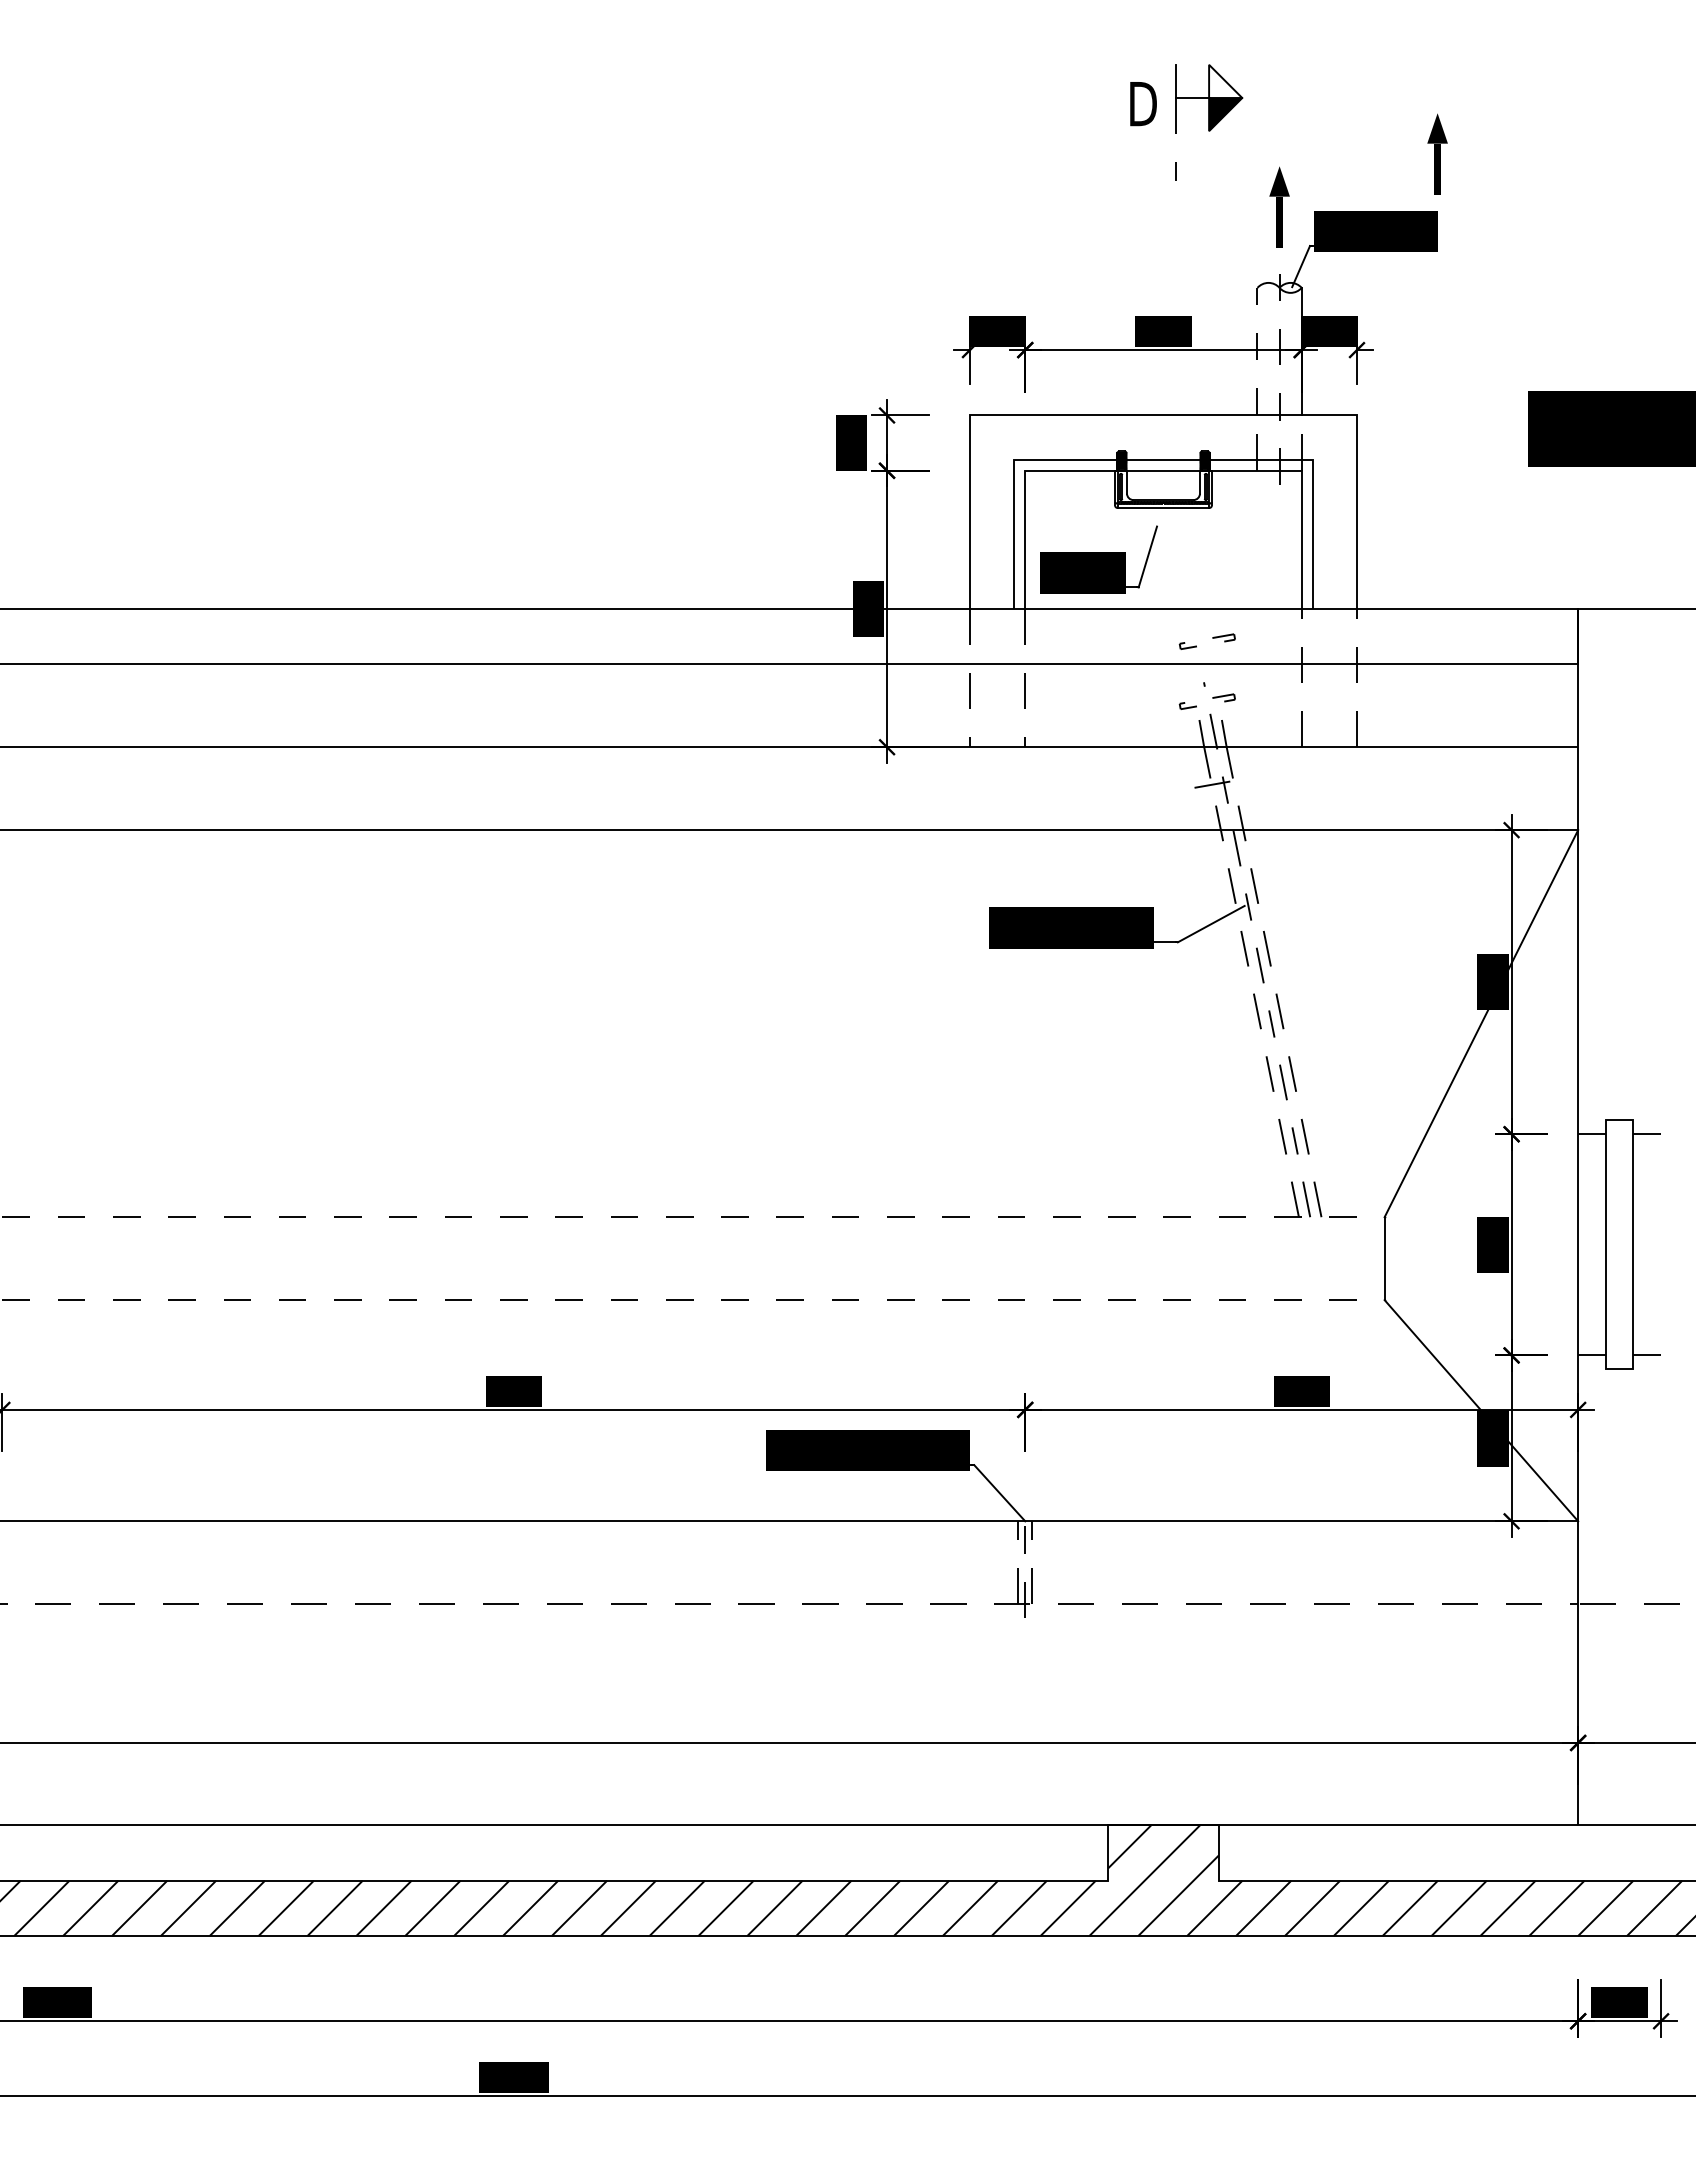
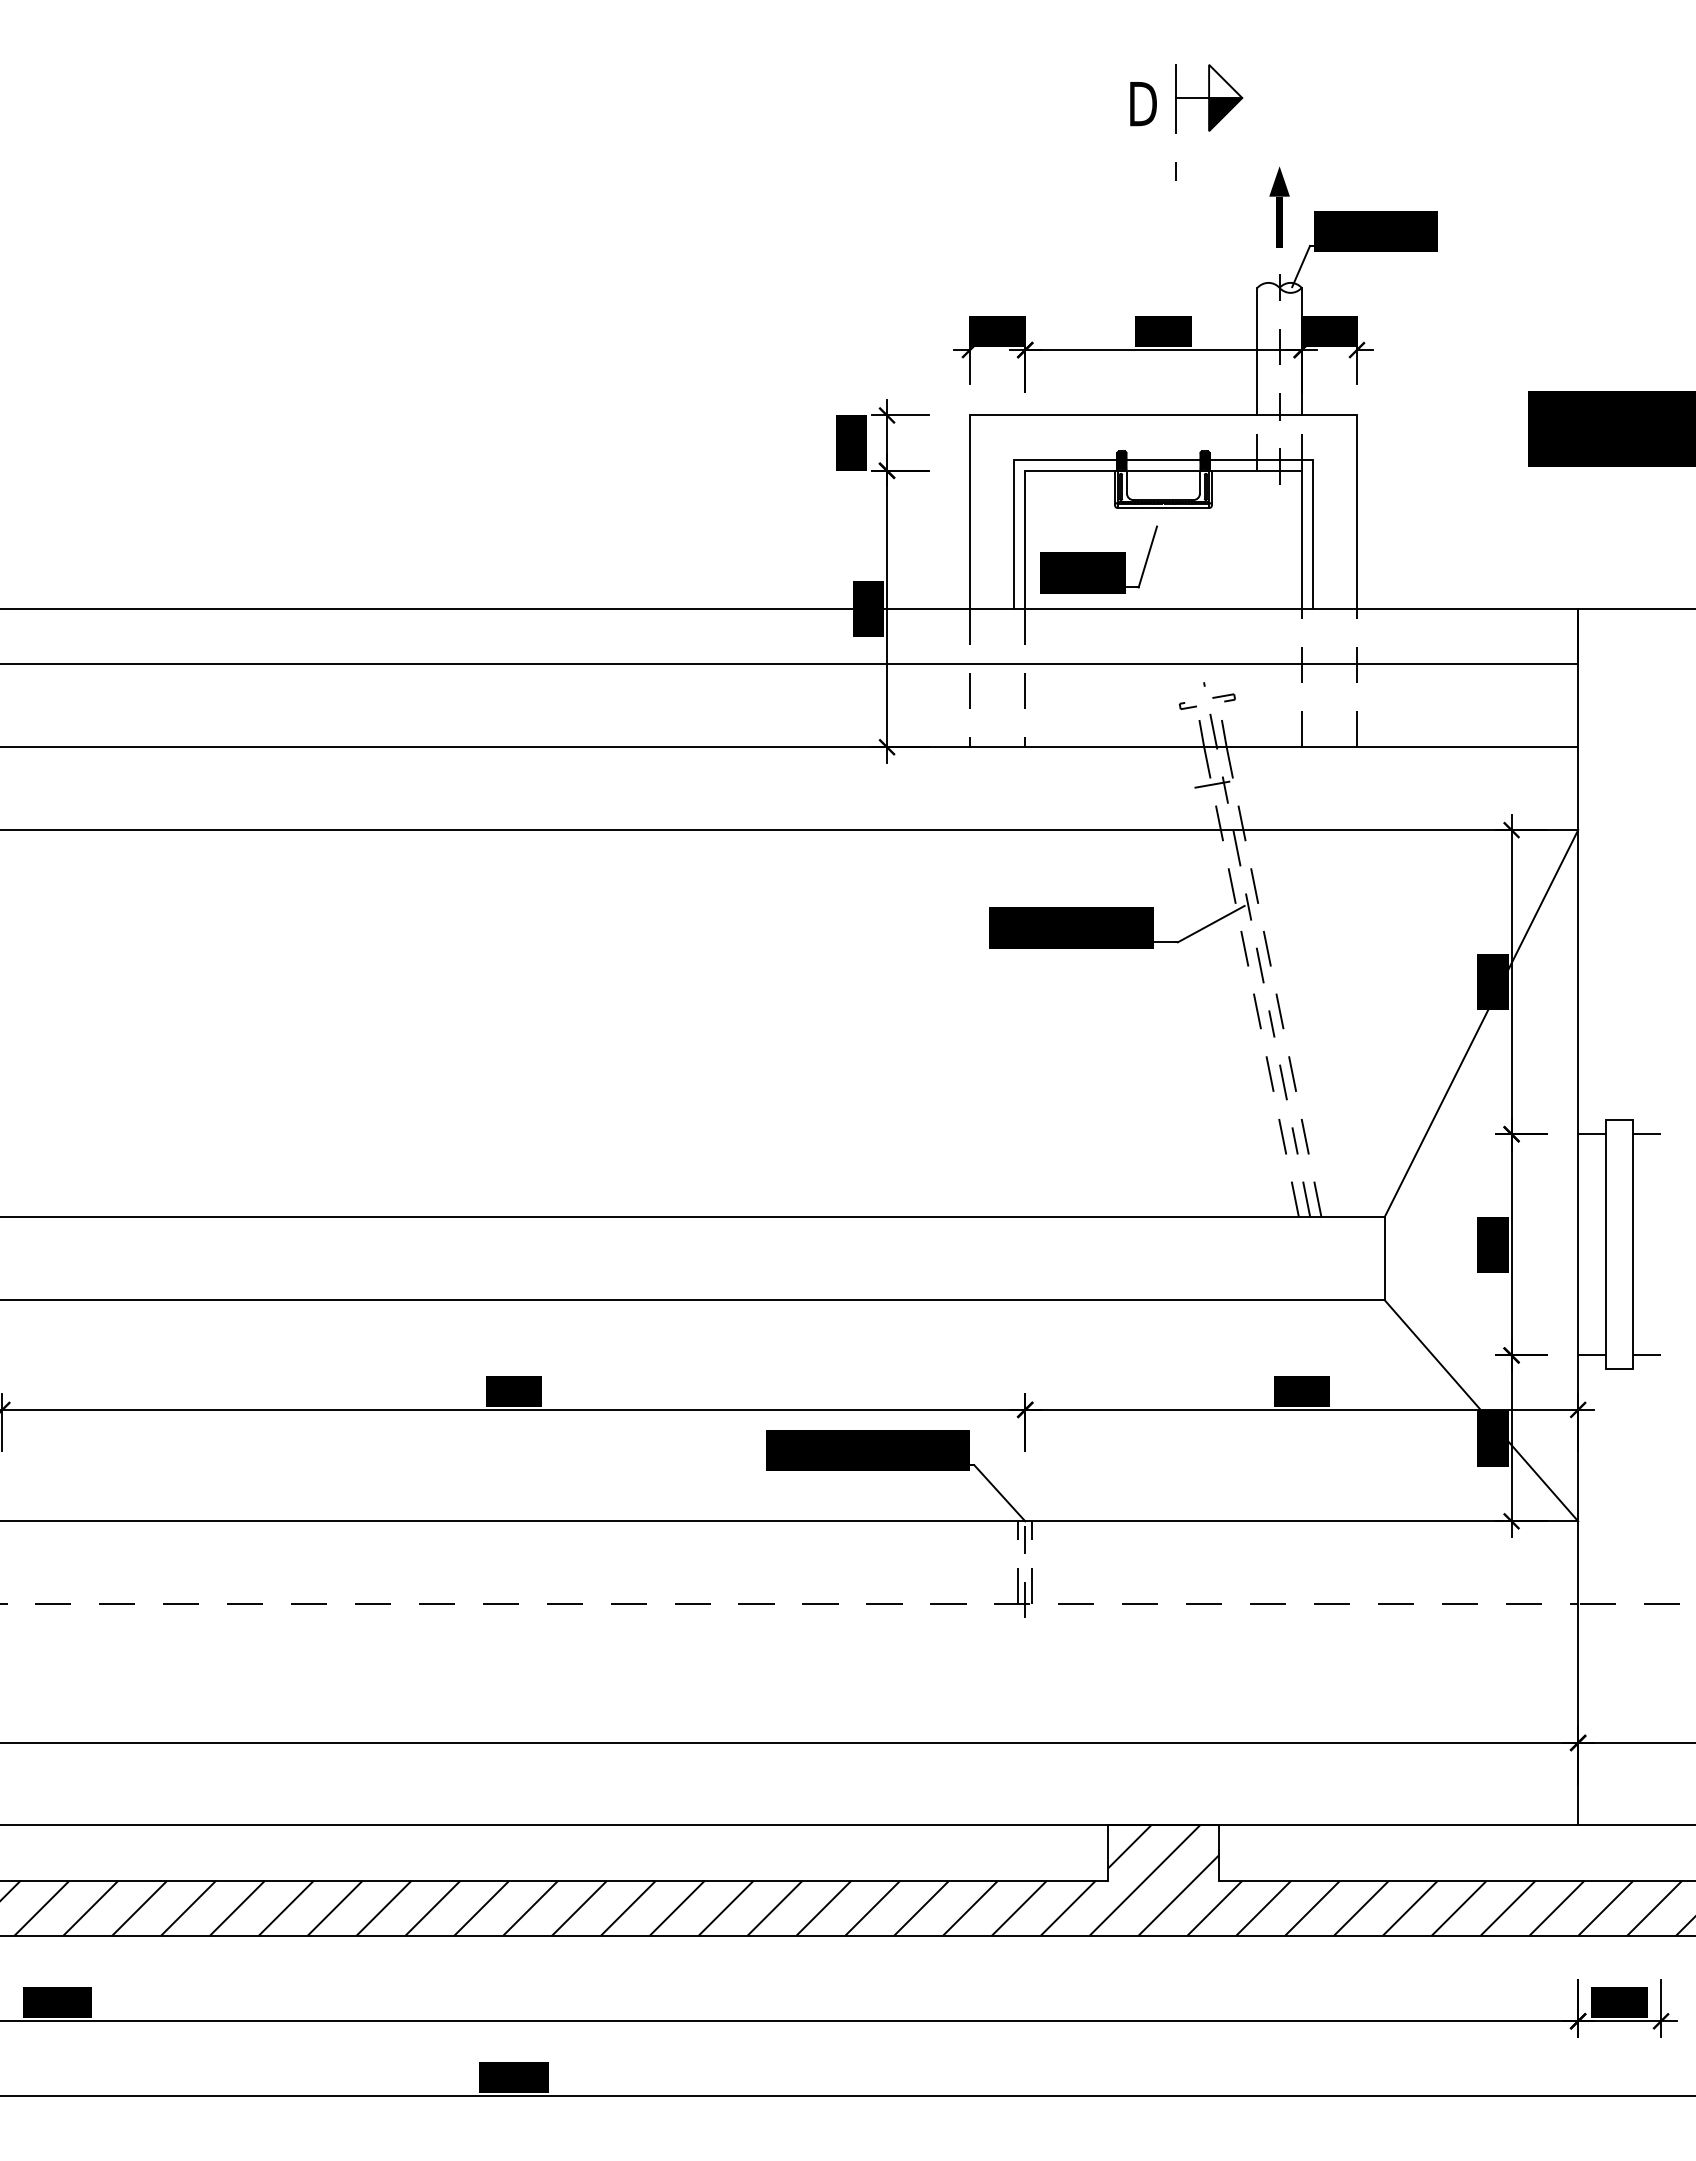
part: present -> none (1437, 153)
line: dashed -> solid (1257, 351)
part: present -> none (1212, 638)
line: dashed -> solid (692, 1217)
line: dashed -> solid (692, 1300)
